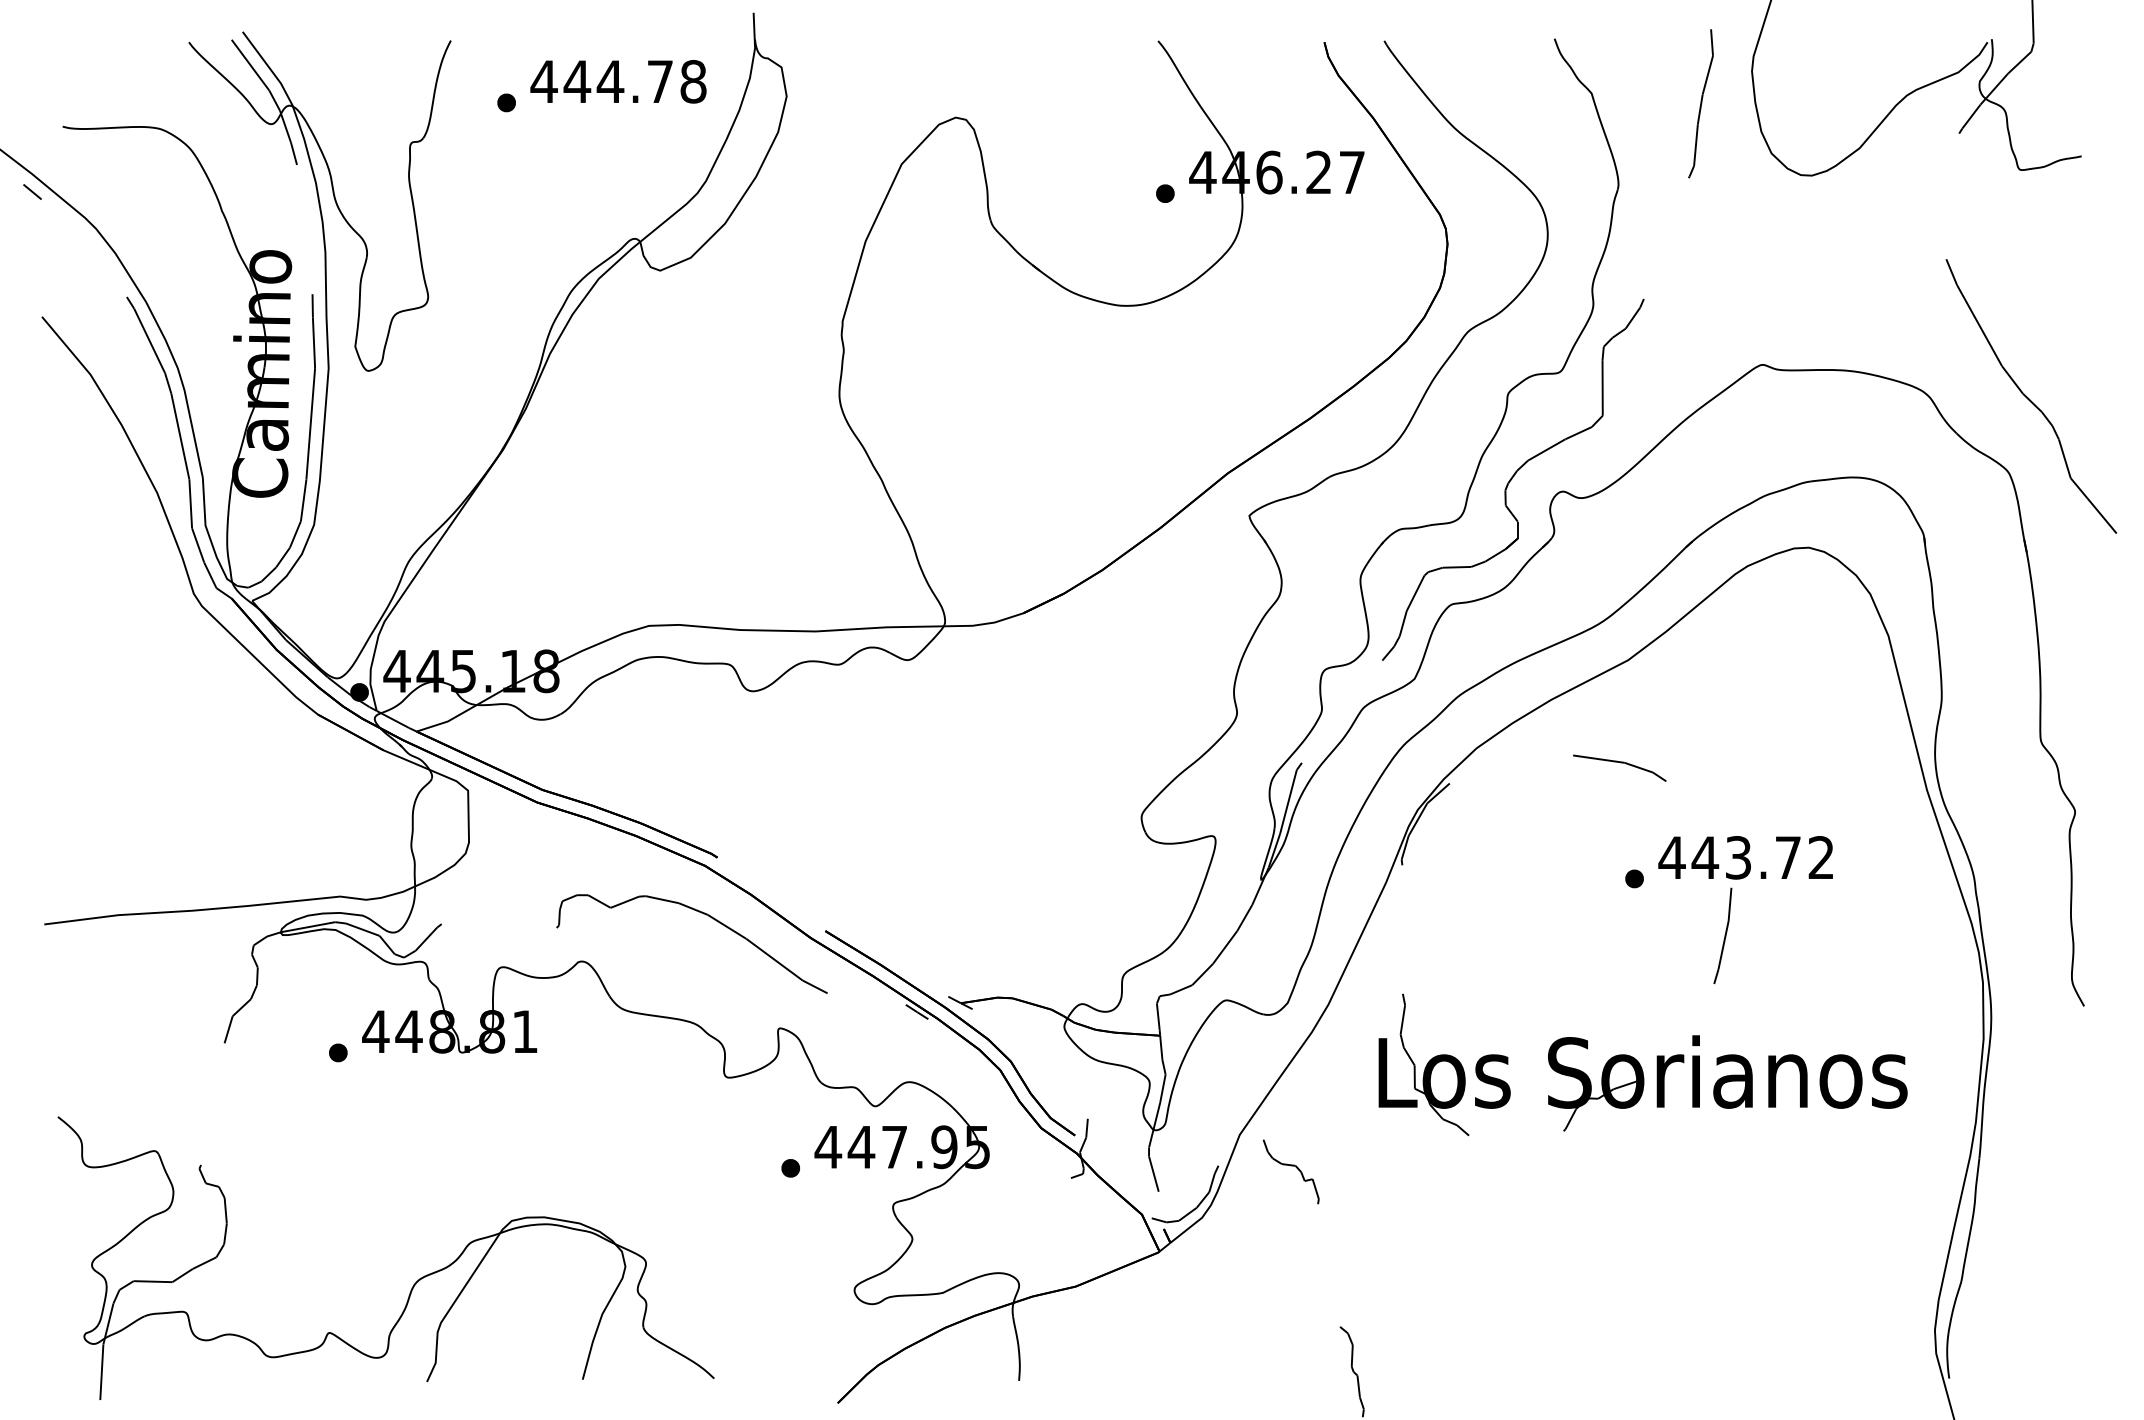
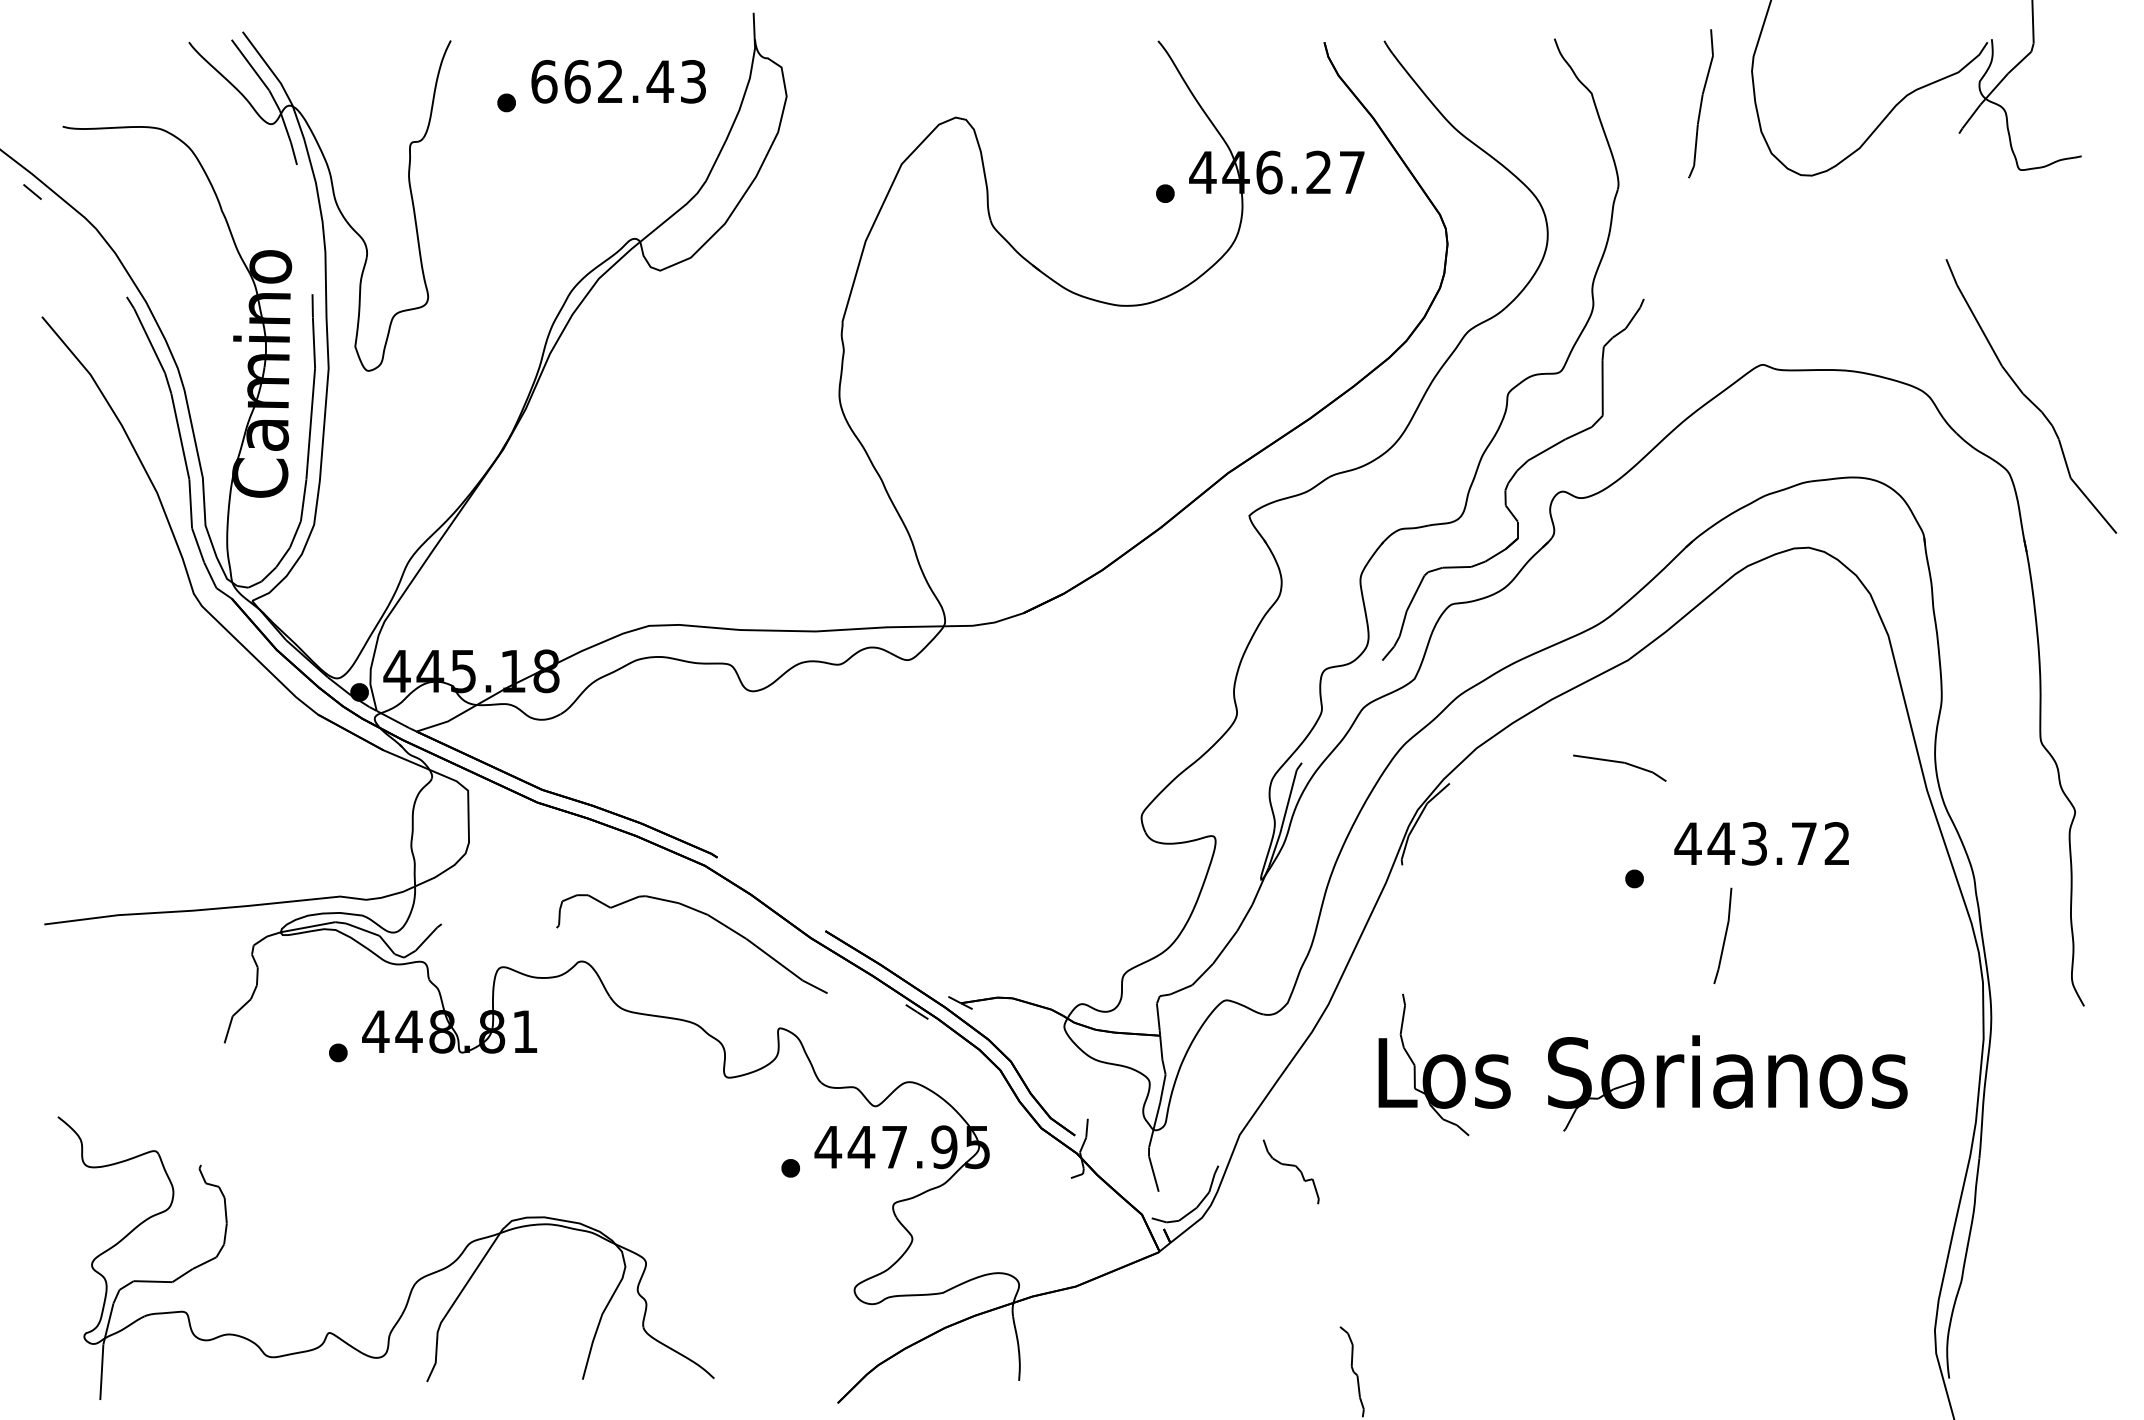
text: 444.78 -> 662.43 (618, 81)
text position: (1745, 857) -> (1761, 843) (1761, 843)
